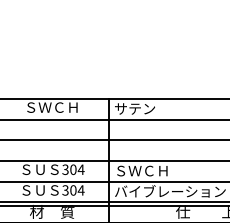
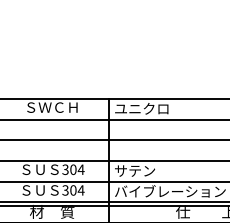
text: サテン -> ユニクロ (141, 108)
text: ＳＷＣＨ -> サテン (141, 170)
